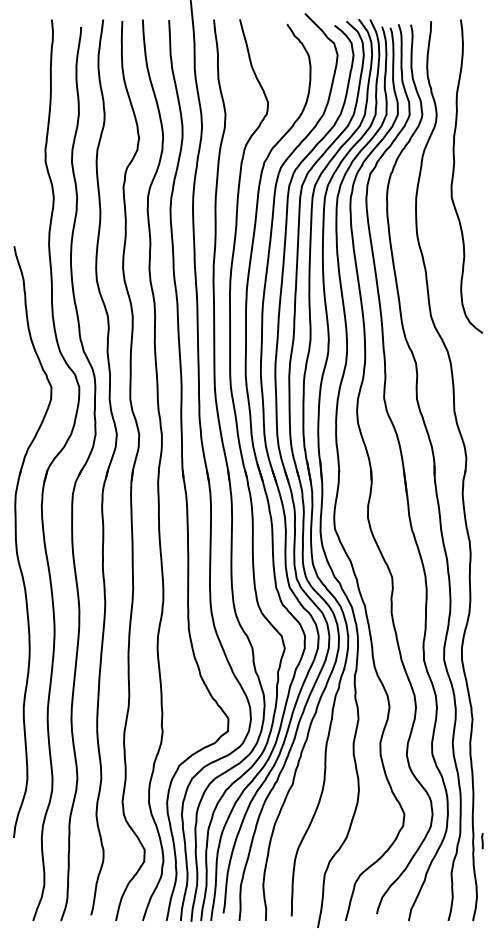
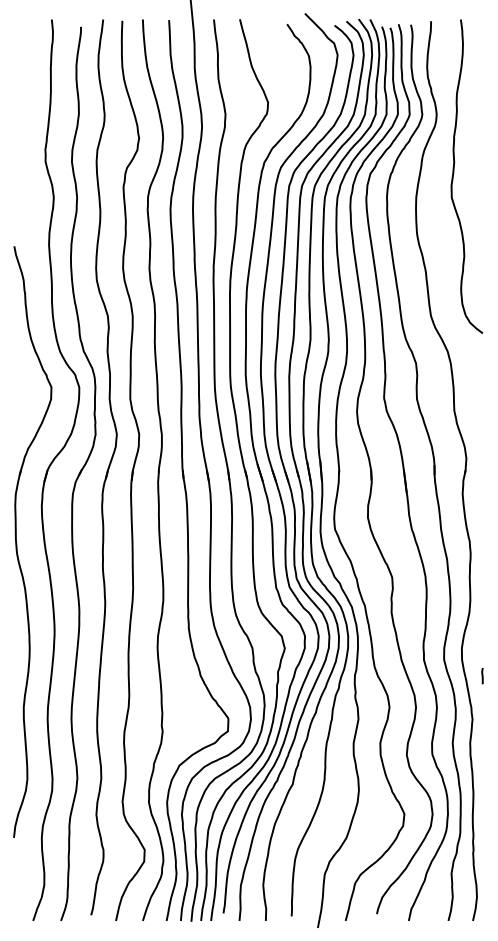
line position: (482, 841) -> (482, 676) (482, 676)
